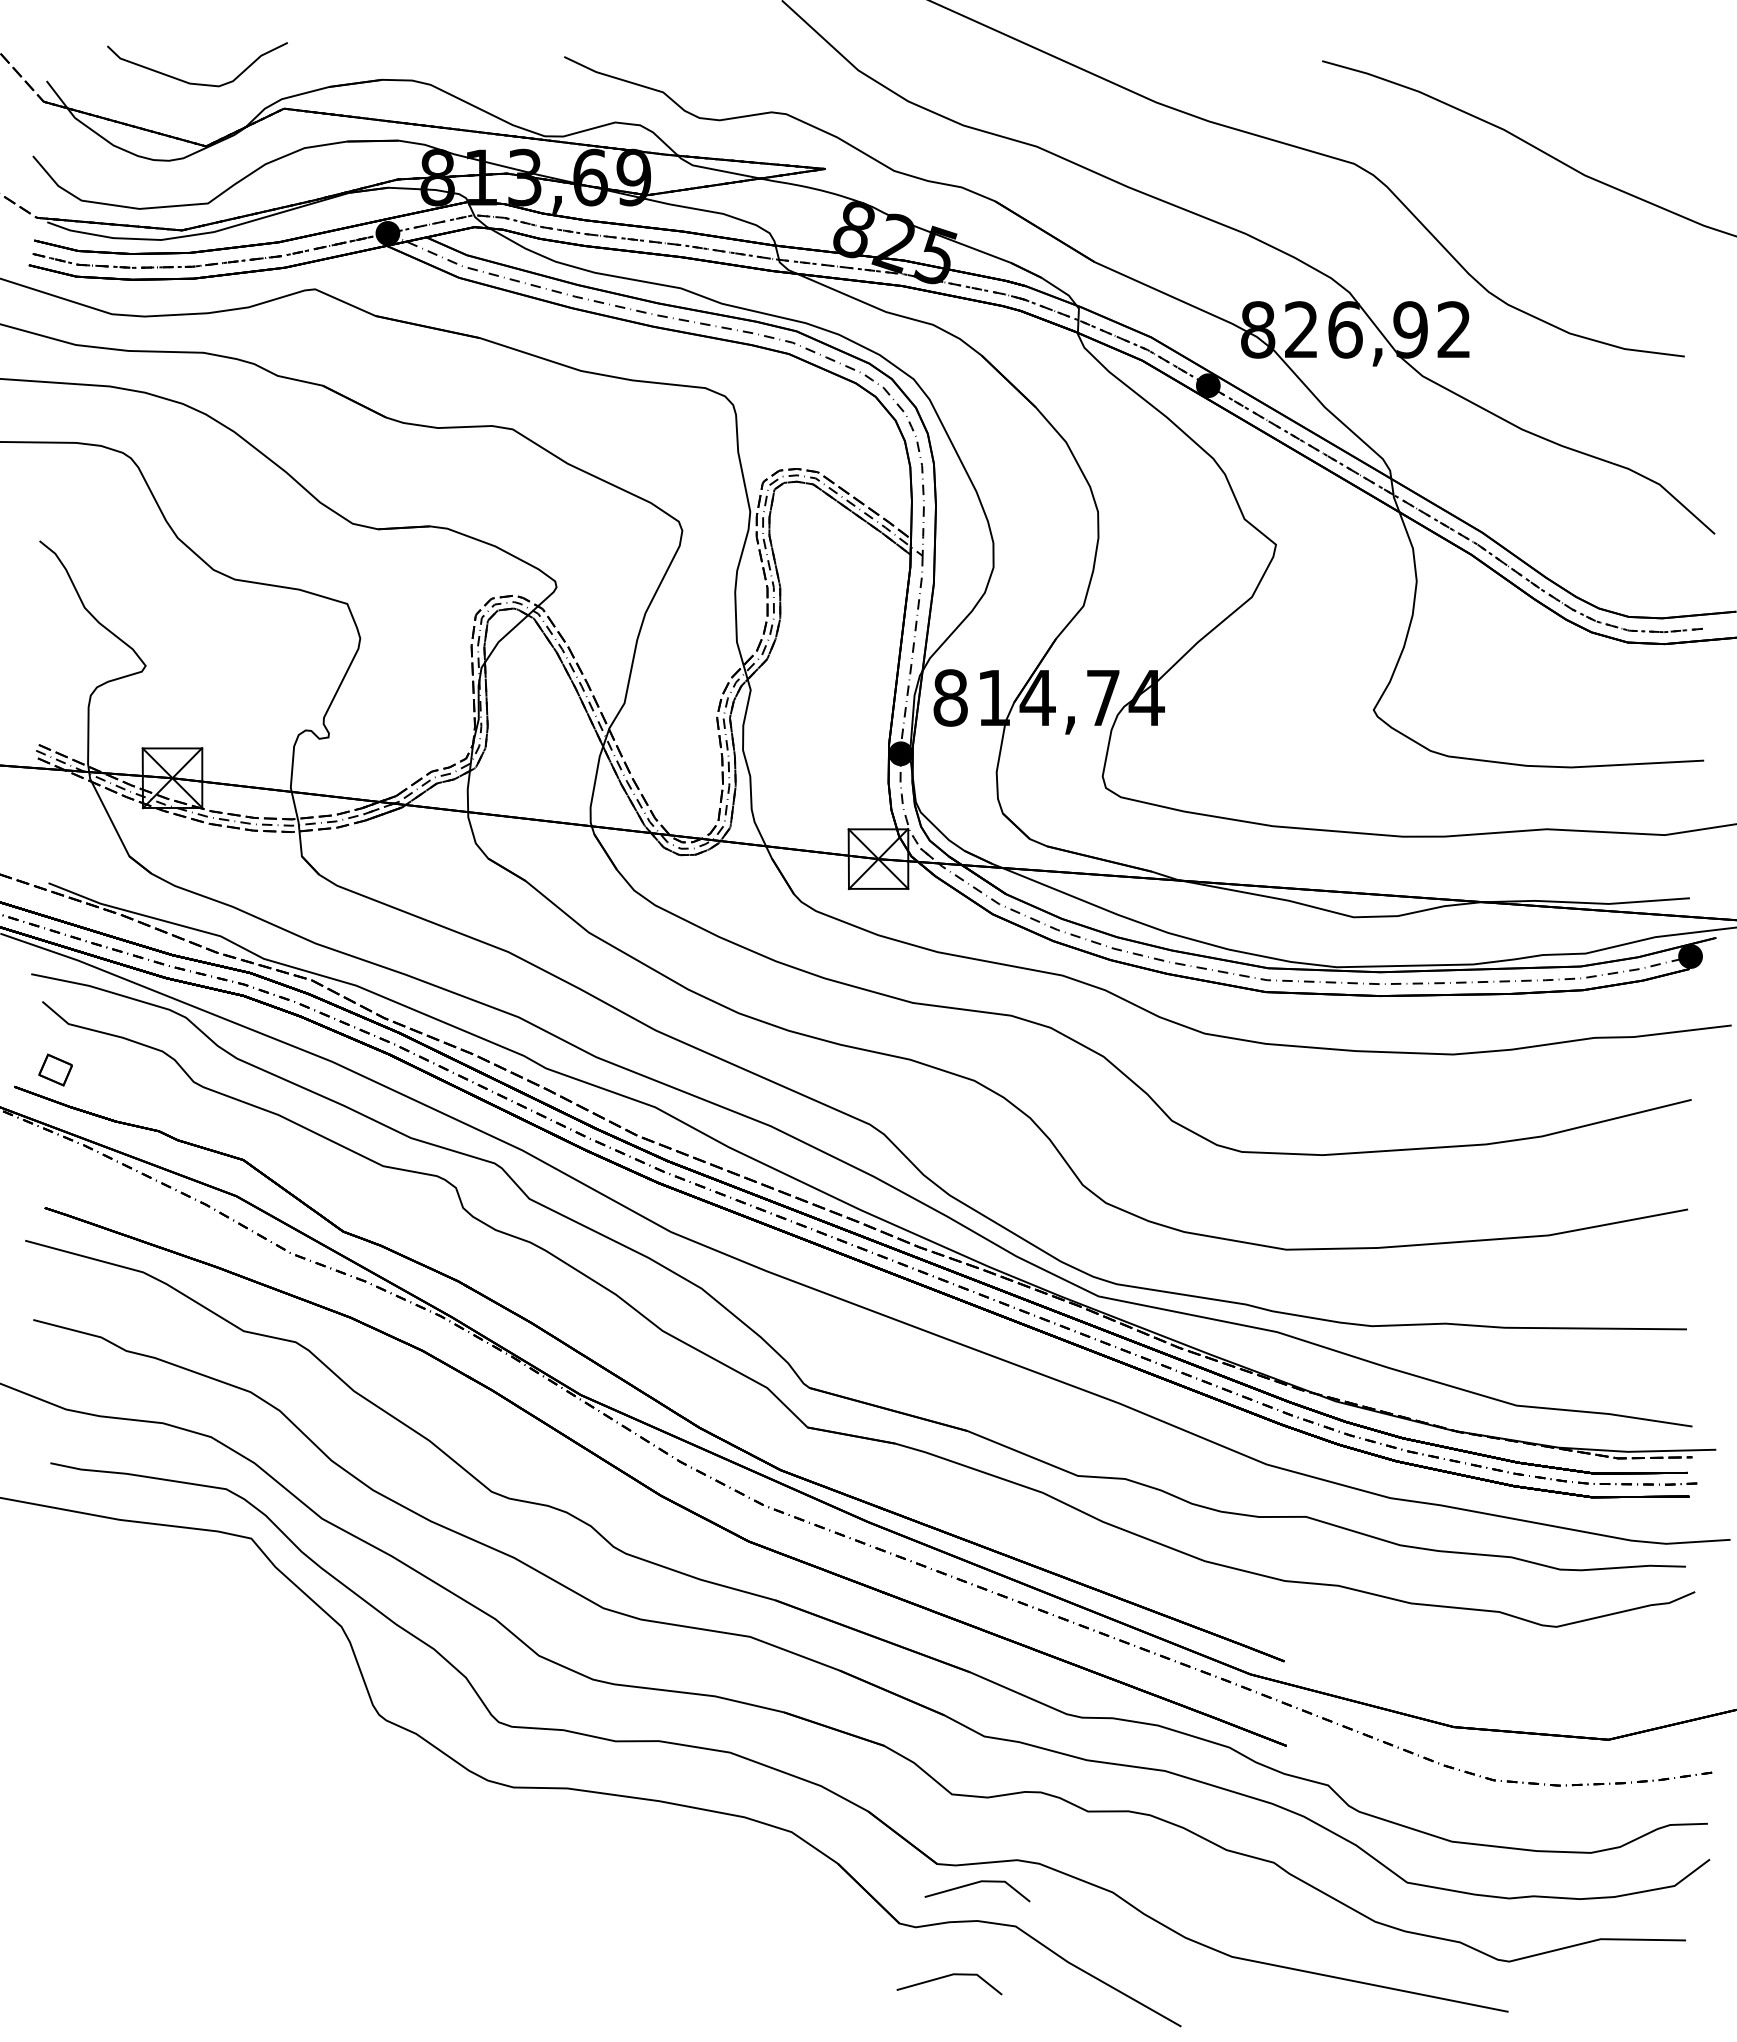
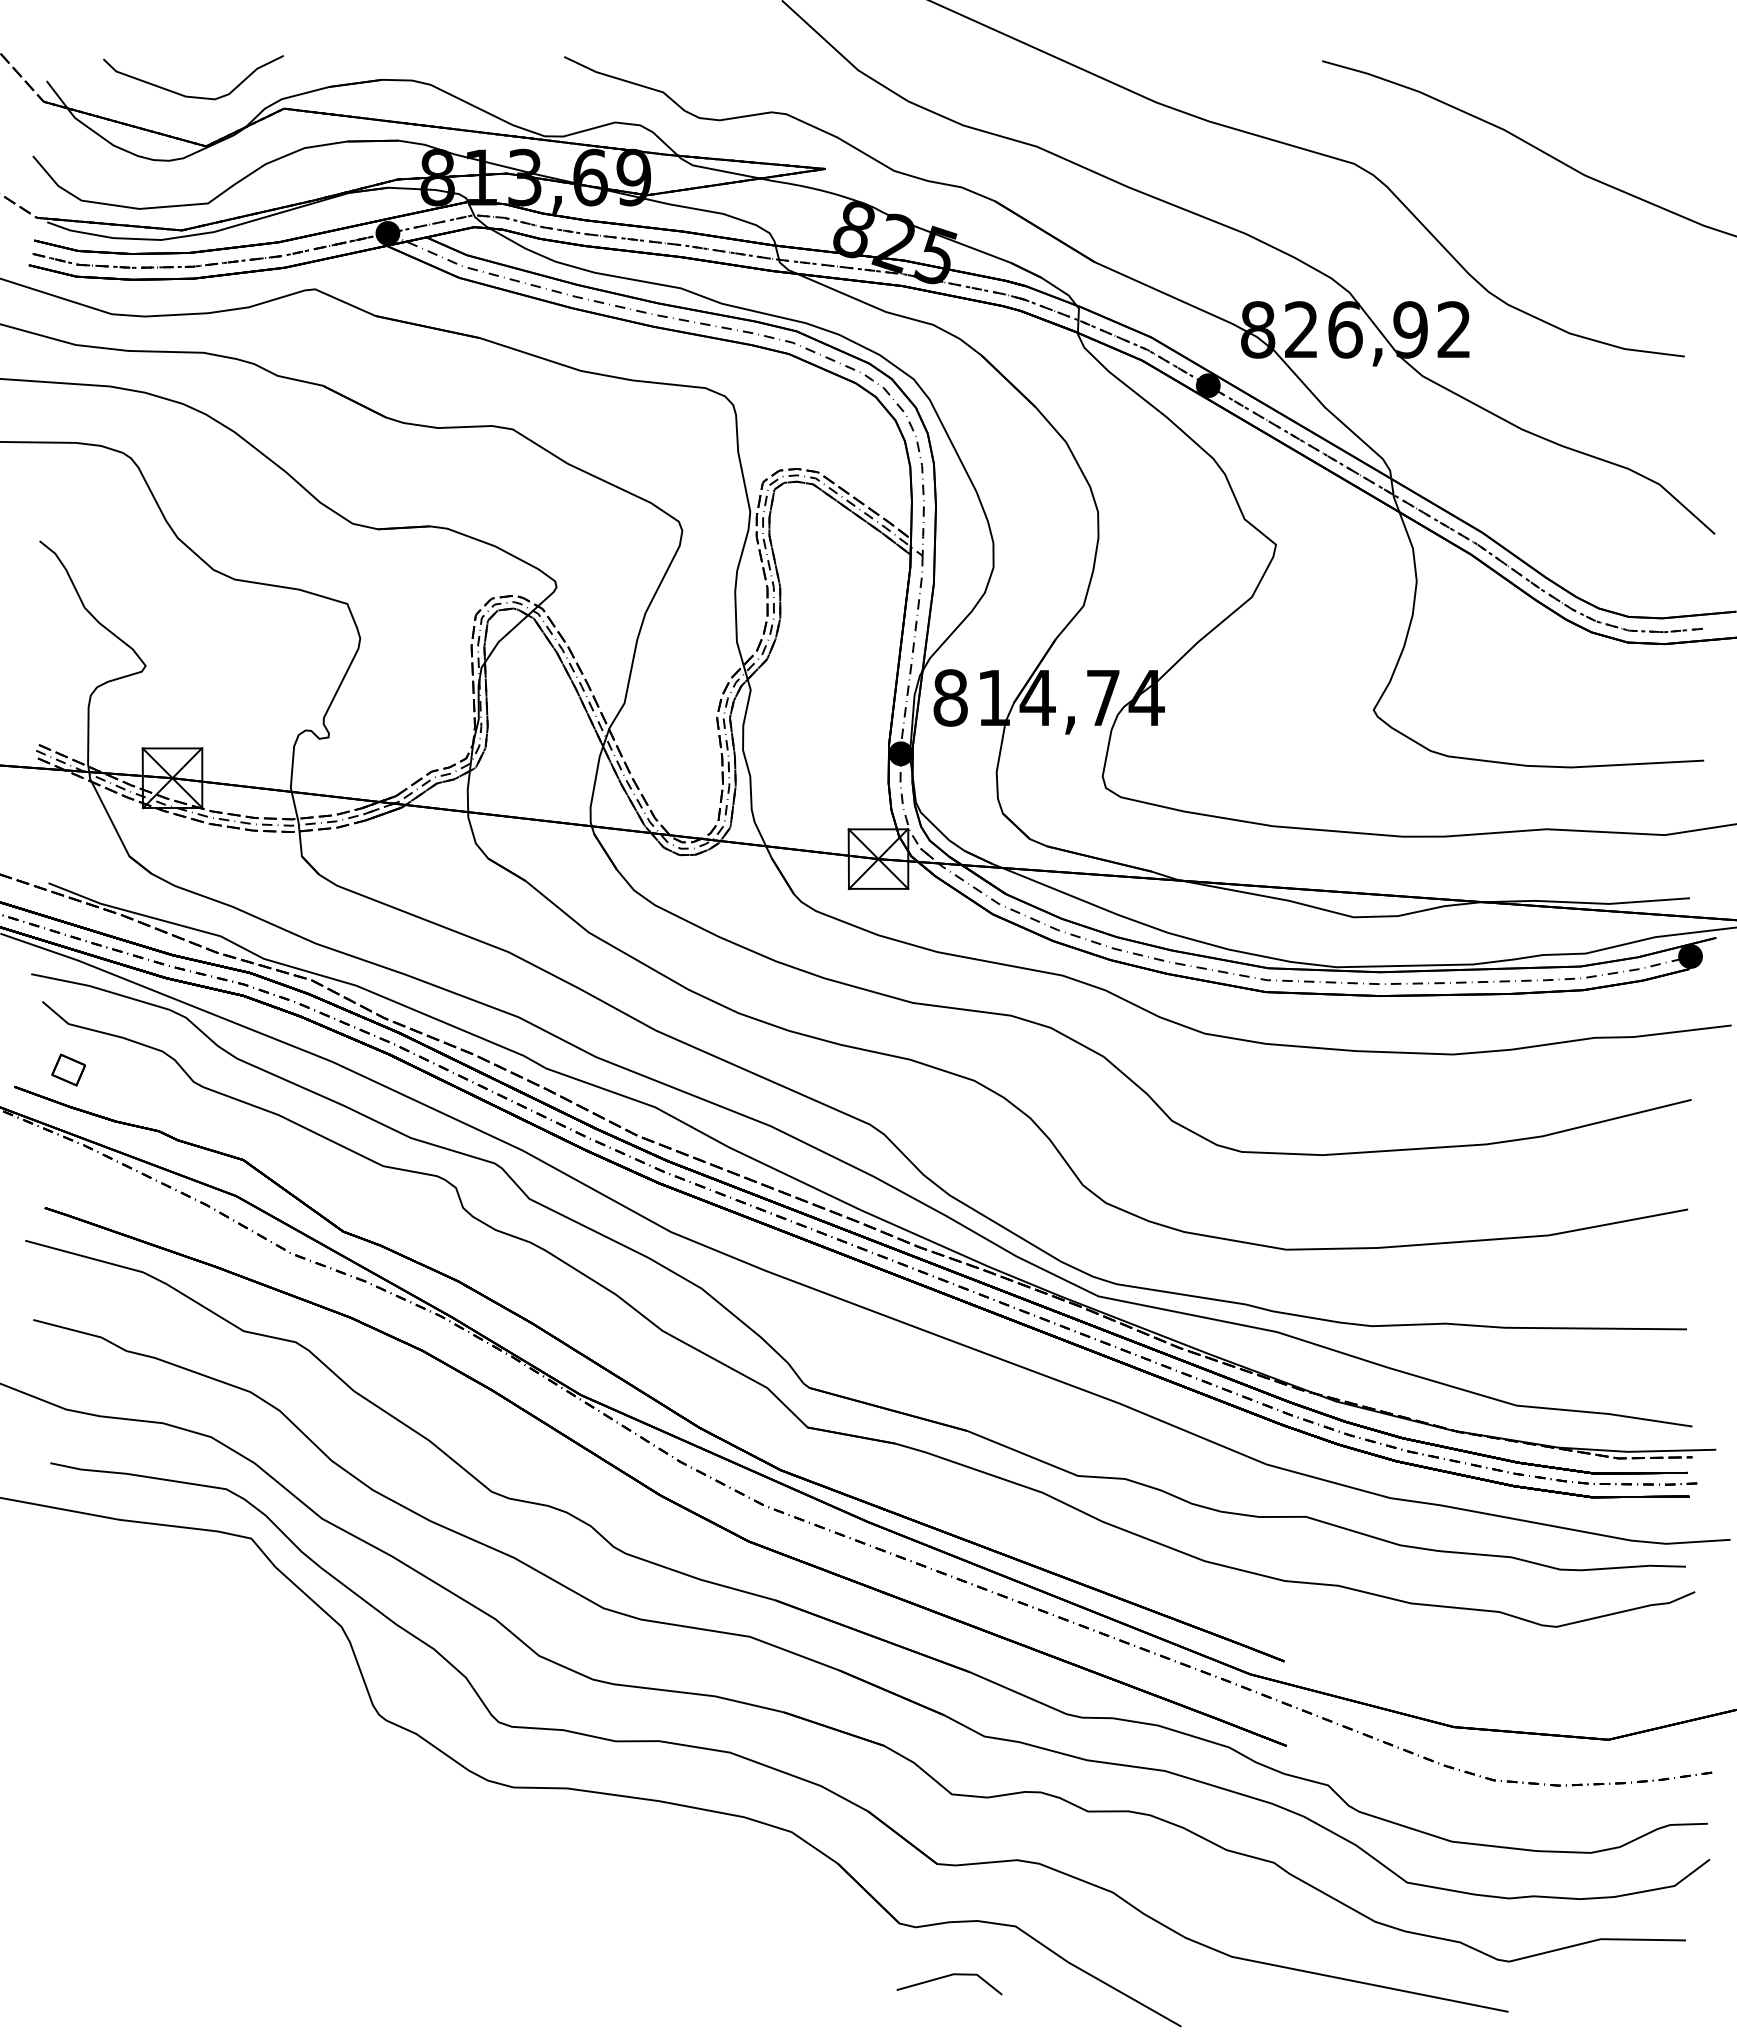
curve position: (192, 82) -> (188, 95) (188, 95)
part position: (55, 1069) -> (68, 1069) (68, 1069)
line: present -> none (974, 1884)
